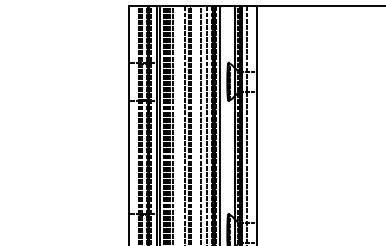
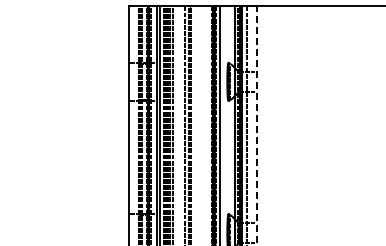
line: present -> none (200, 124)
line: present -> none (206, 124)
line: solid -> dashed (256, 125)
